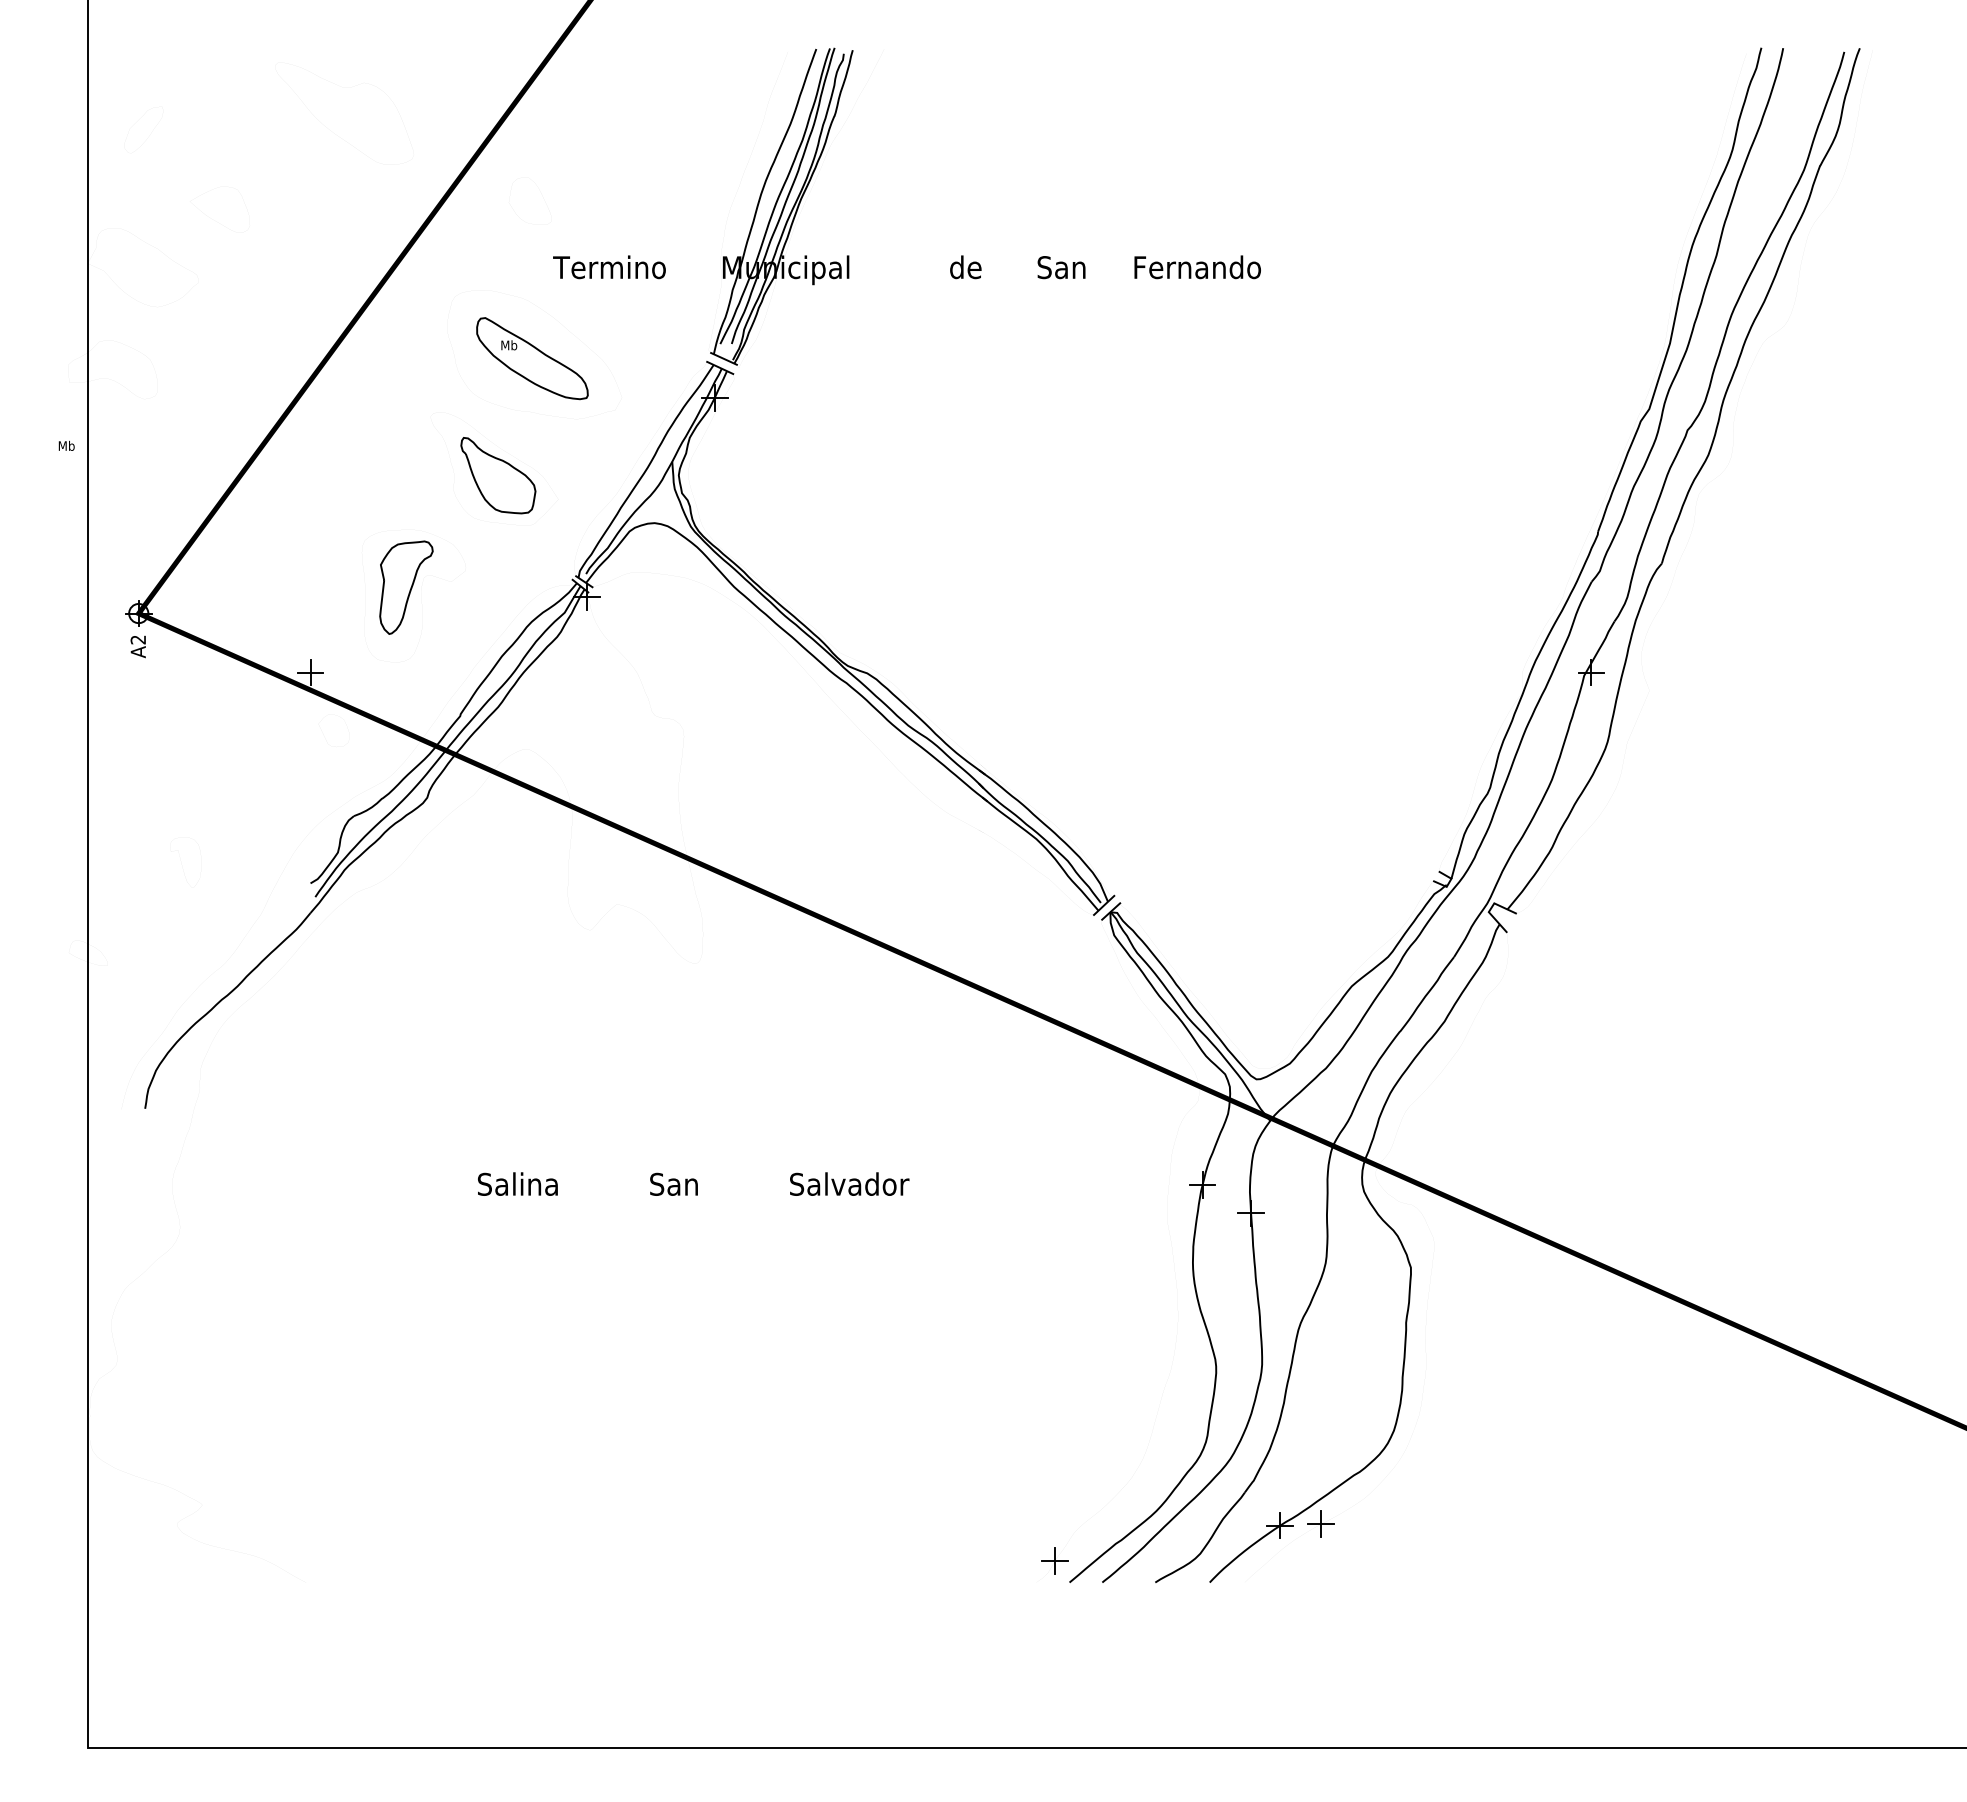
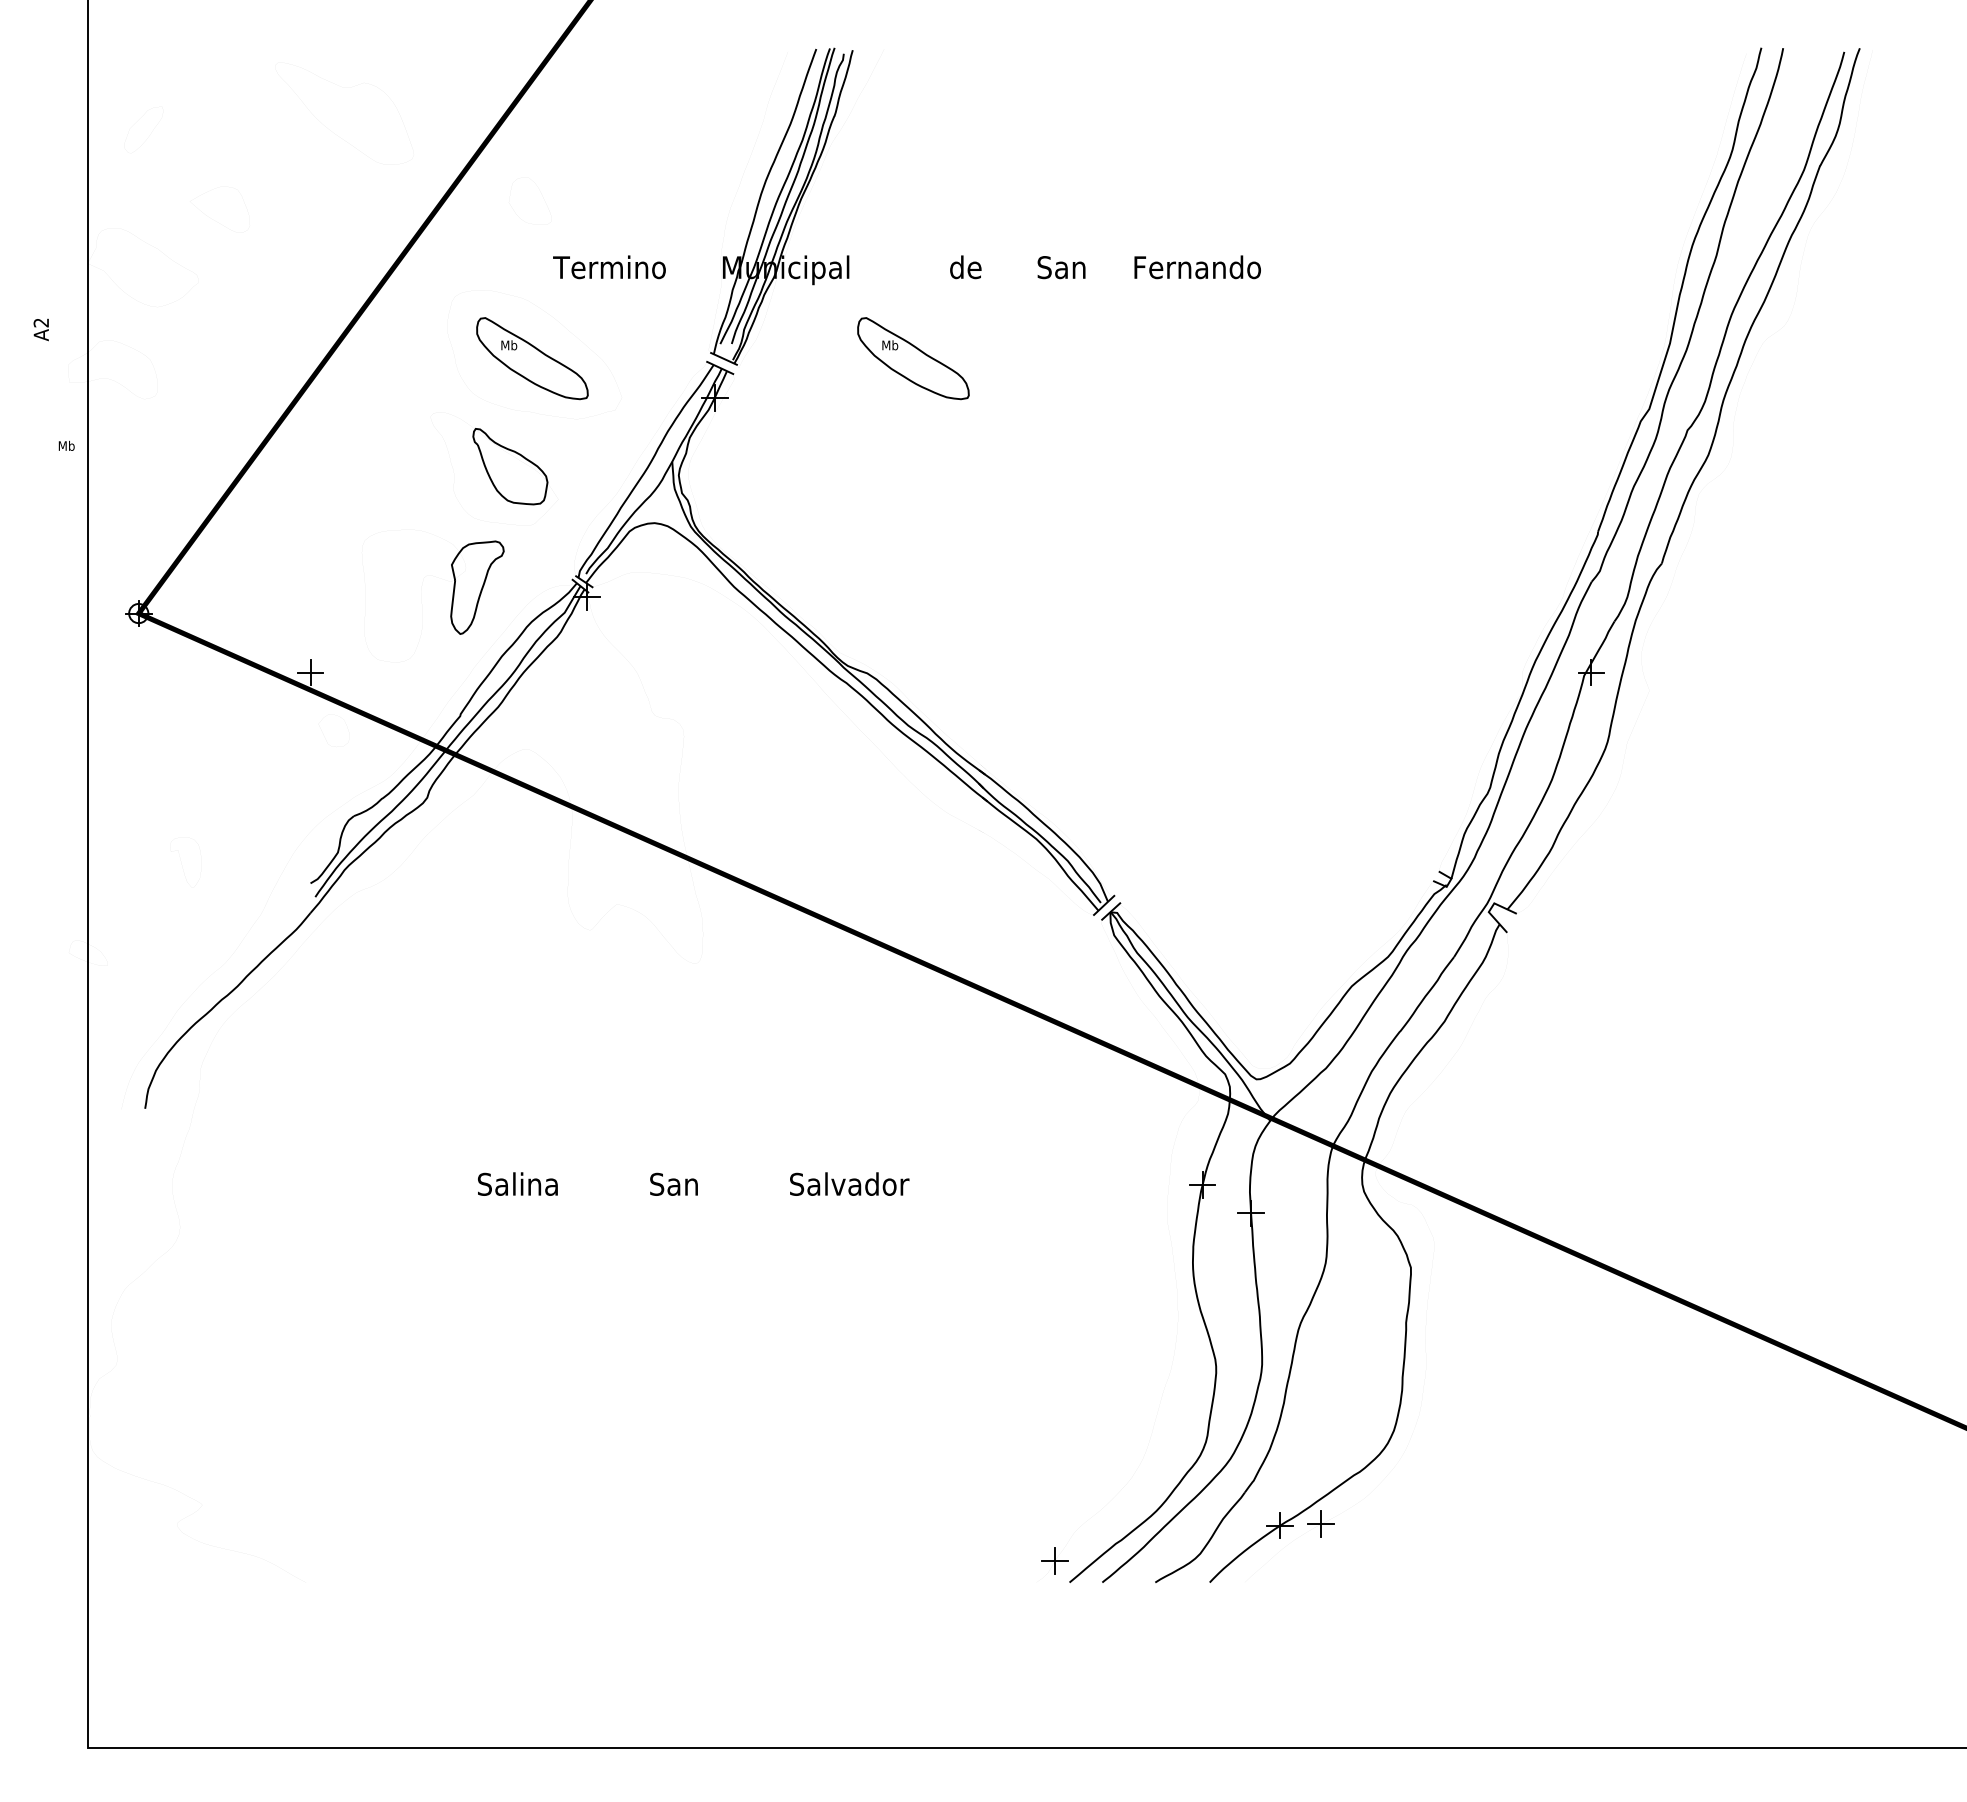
part: none -> present (913, 358)
part position: (498, 475) -> (510, 466) (510, 466)
part position: (406, 587) -> (477, 587) (477, 587)
text position: (137, 646) -> (40, 329) (40, 329)
